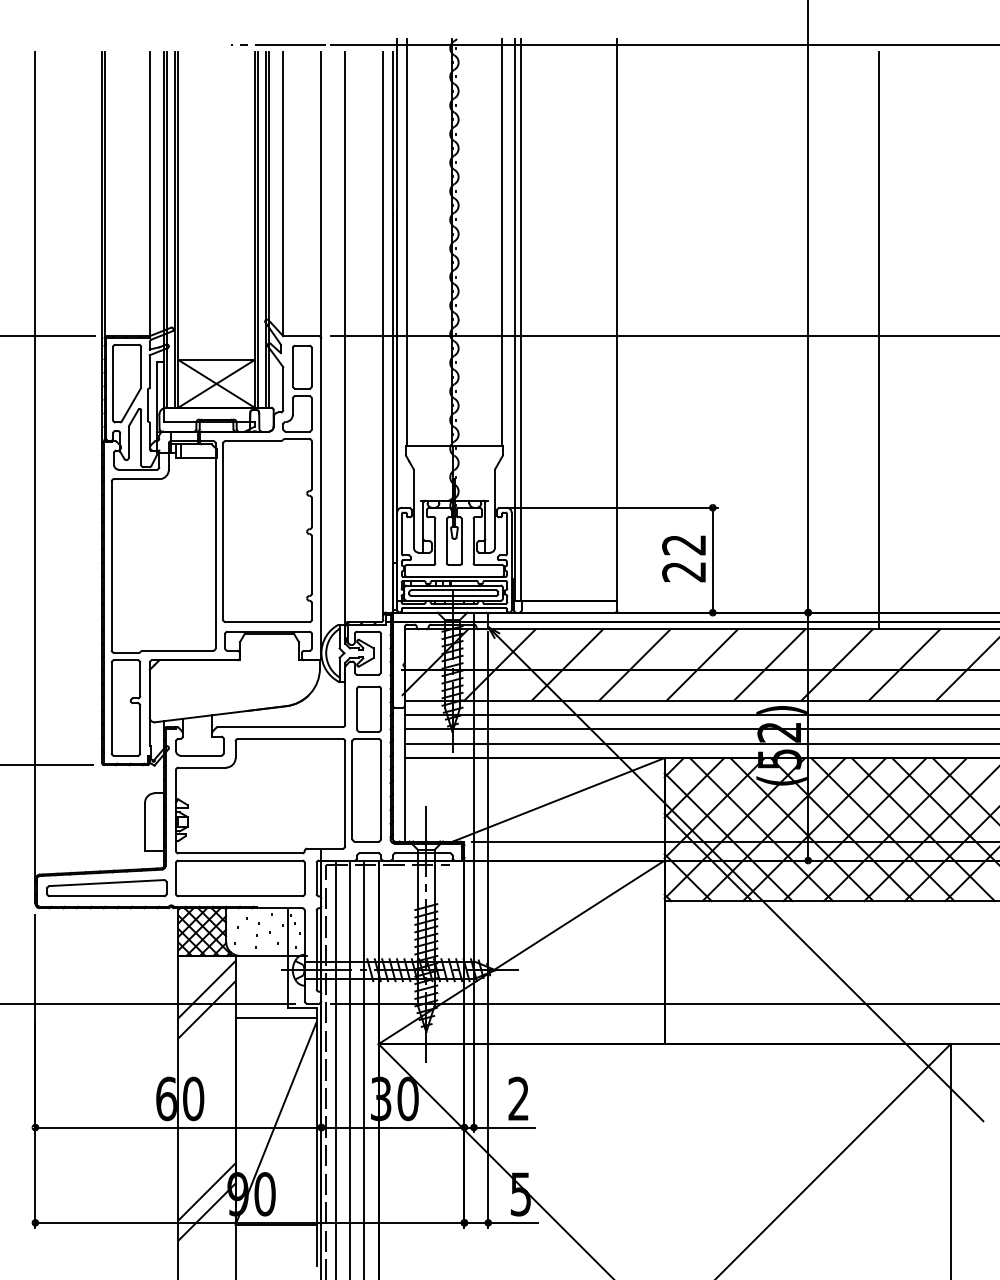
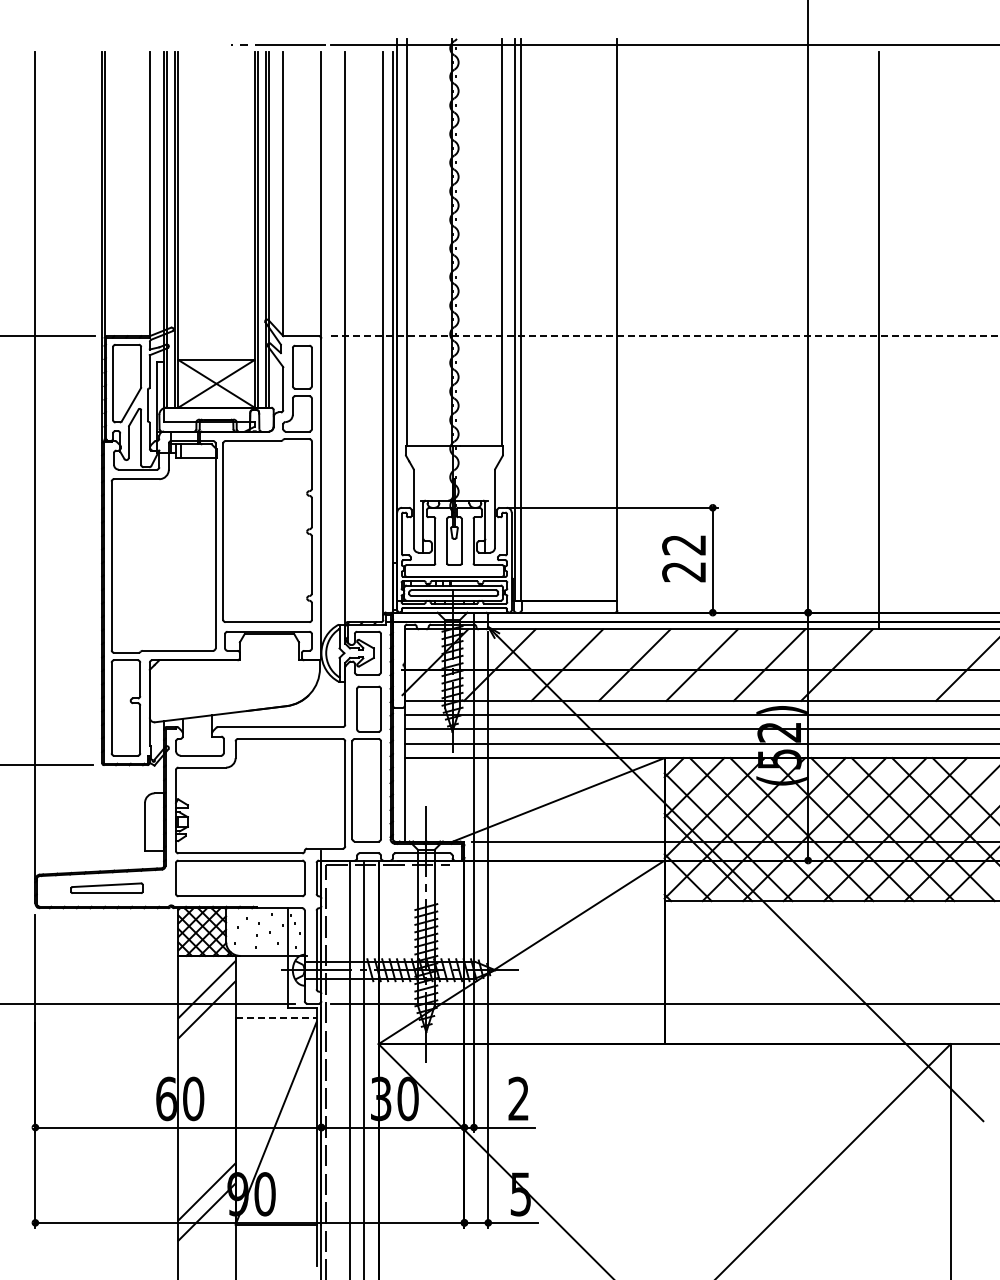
line: solid -> dashed (665, 336)
line: present -> none (904, 664)
part size: 122x19 px -> 74x12 px (106, 887)
line: solid -> dashed (276, 1017)
line: present -> none (335, 1068)
